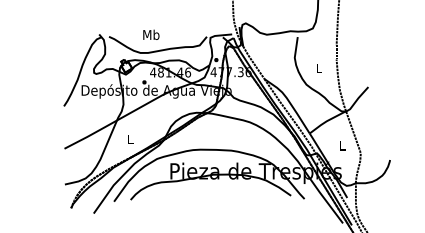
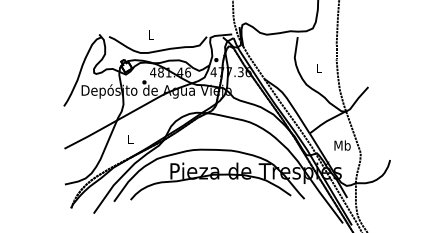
text: Mb -> L (151, 34)
text: L -> Mb (342, 145)
